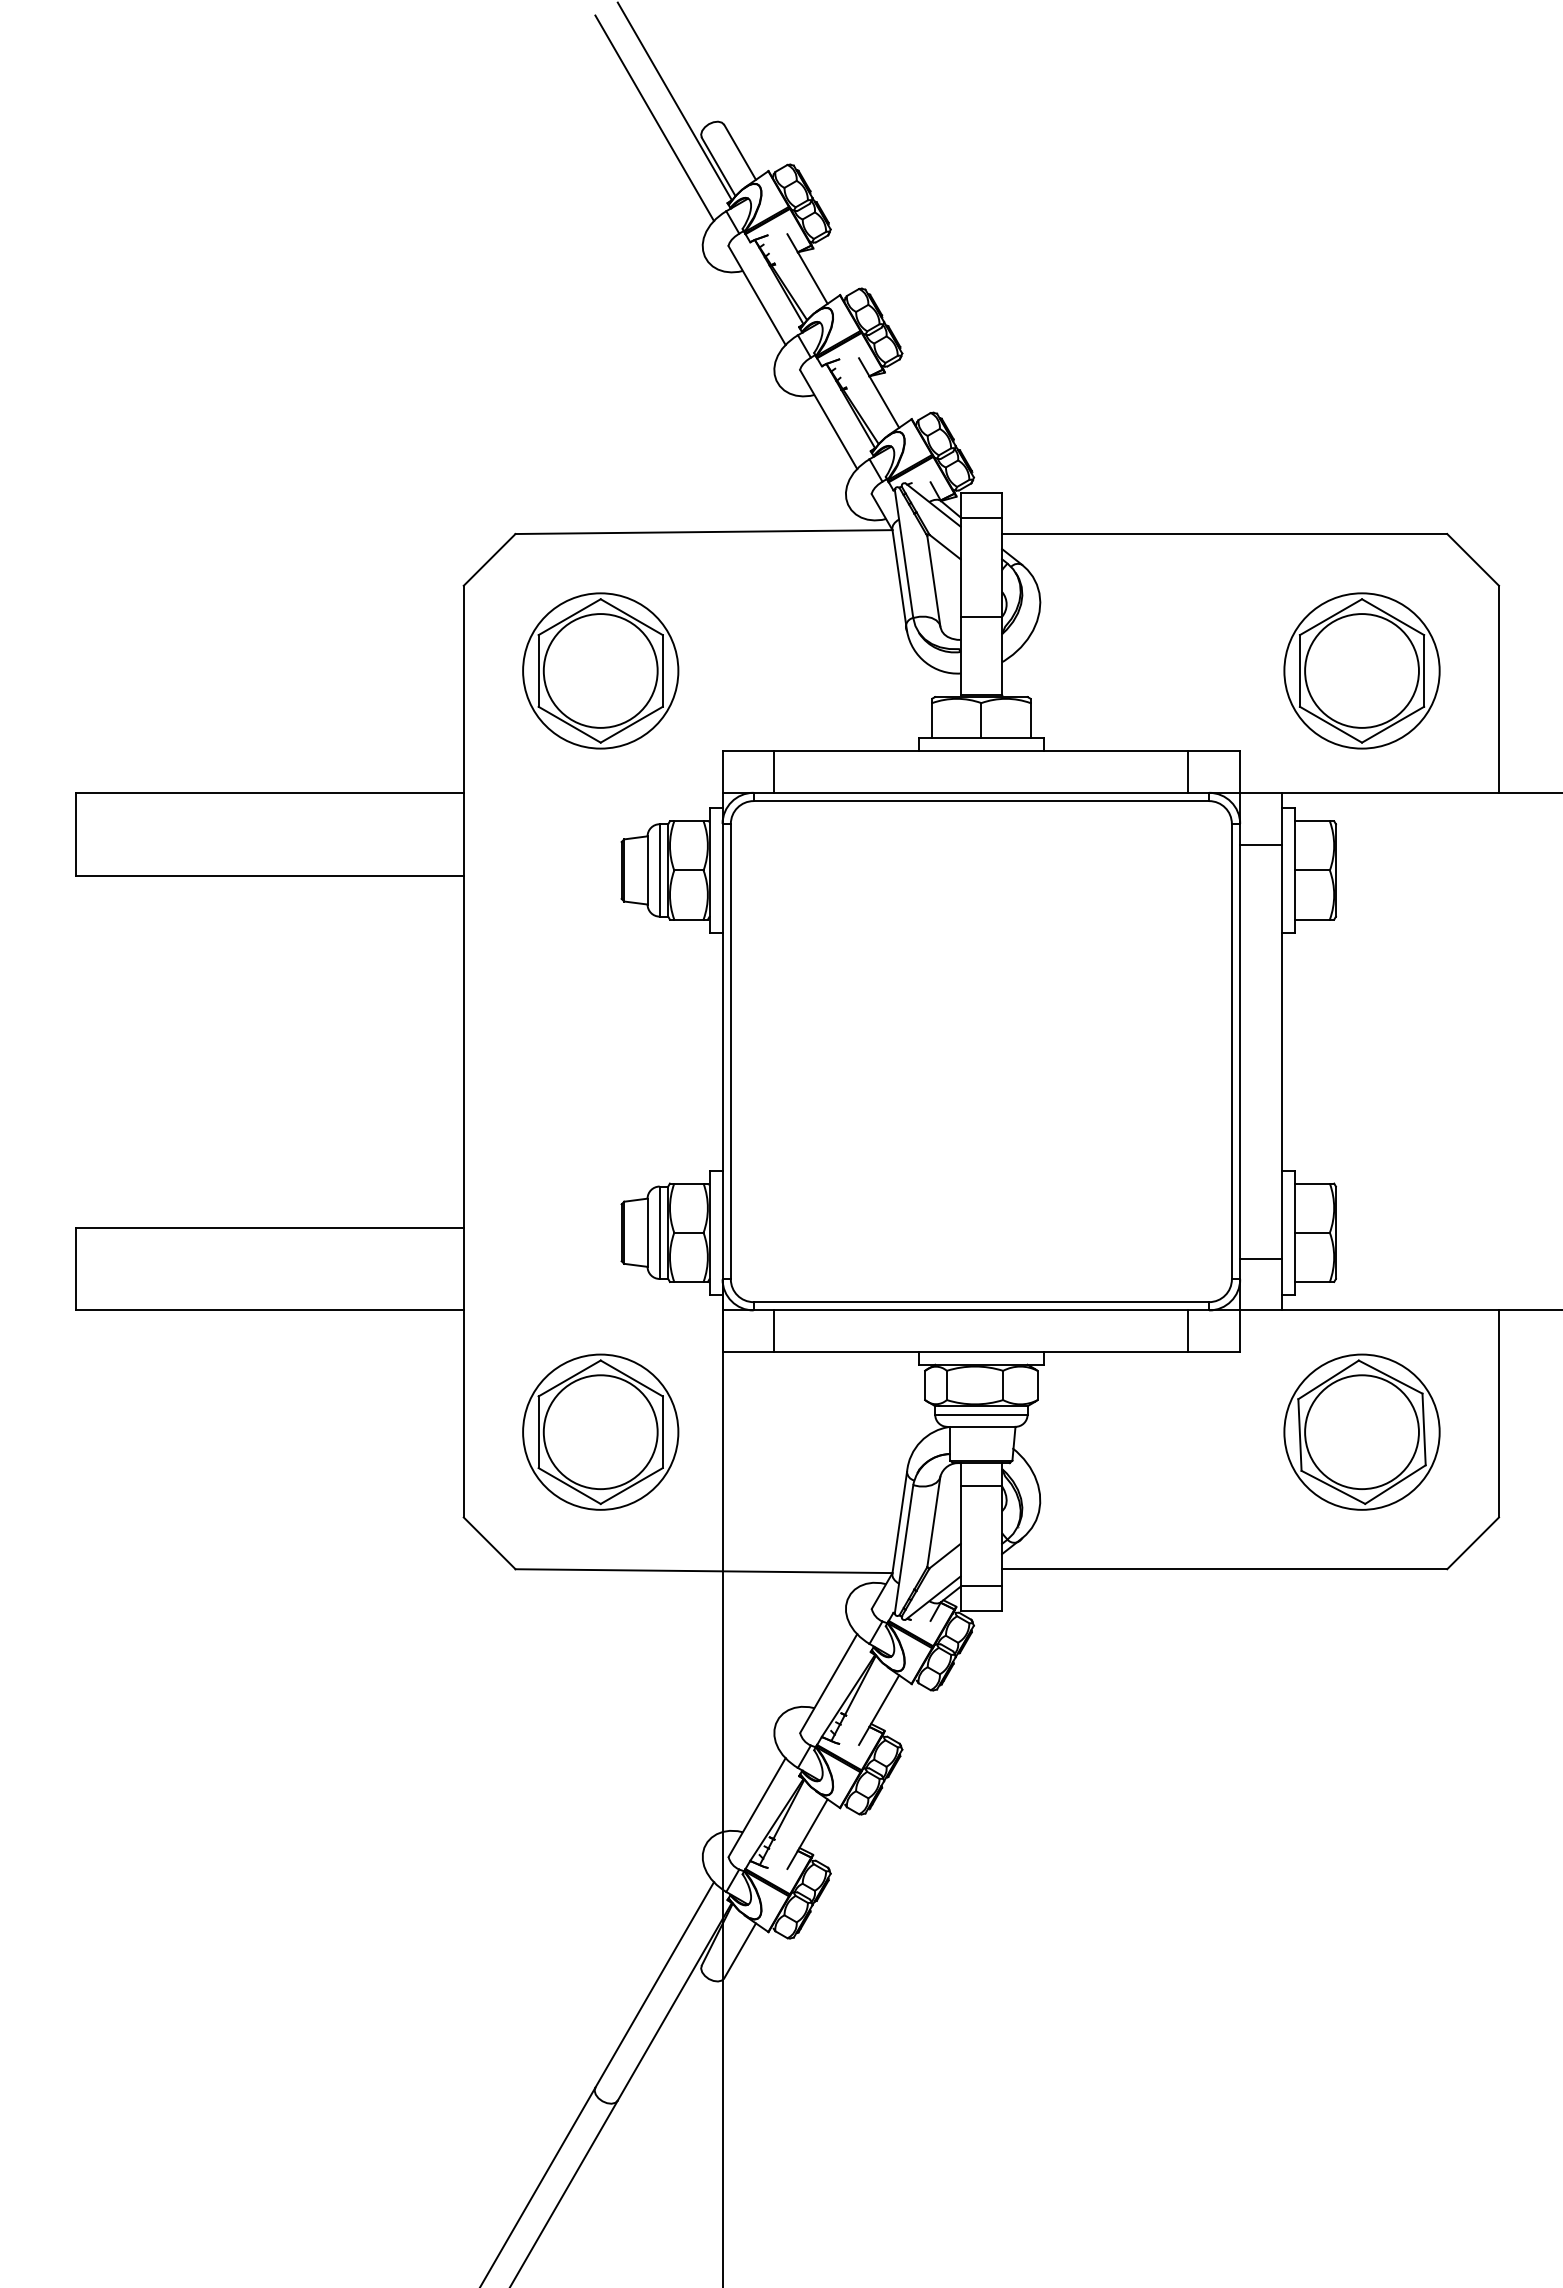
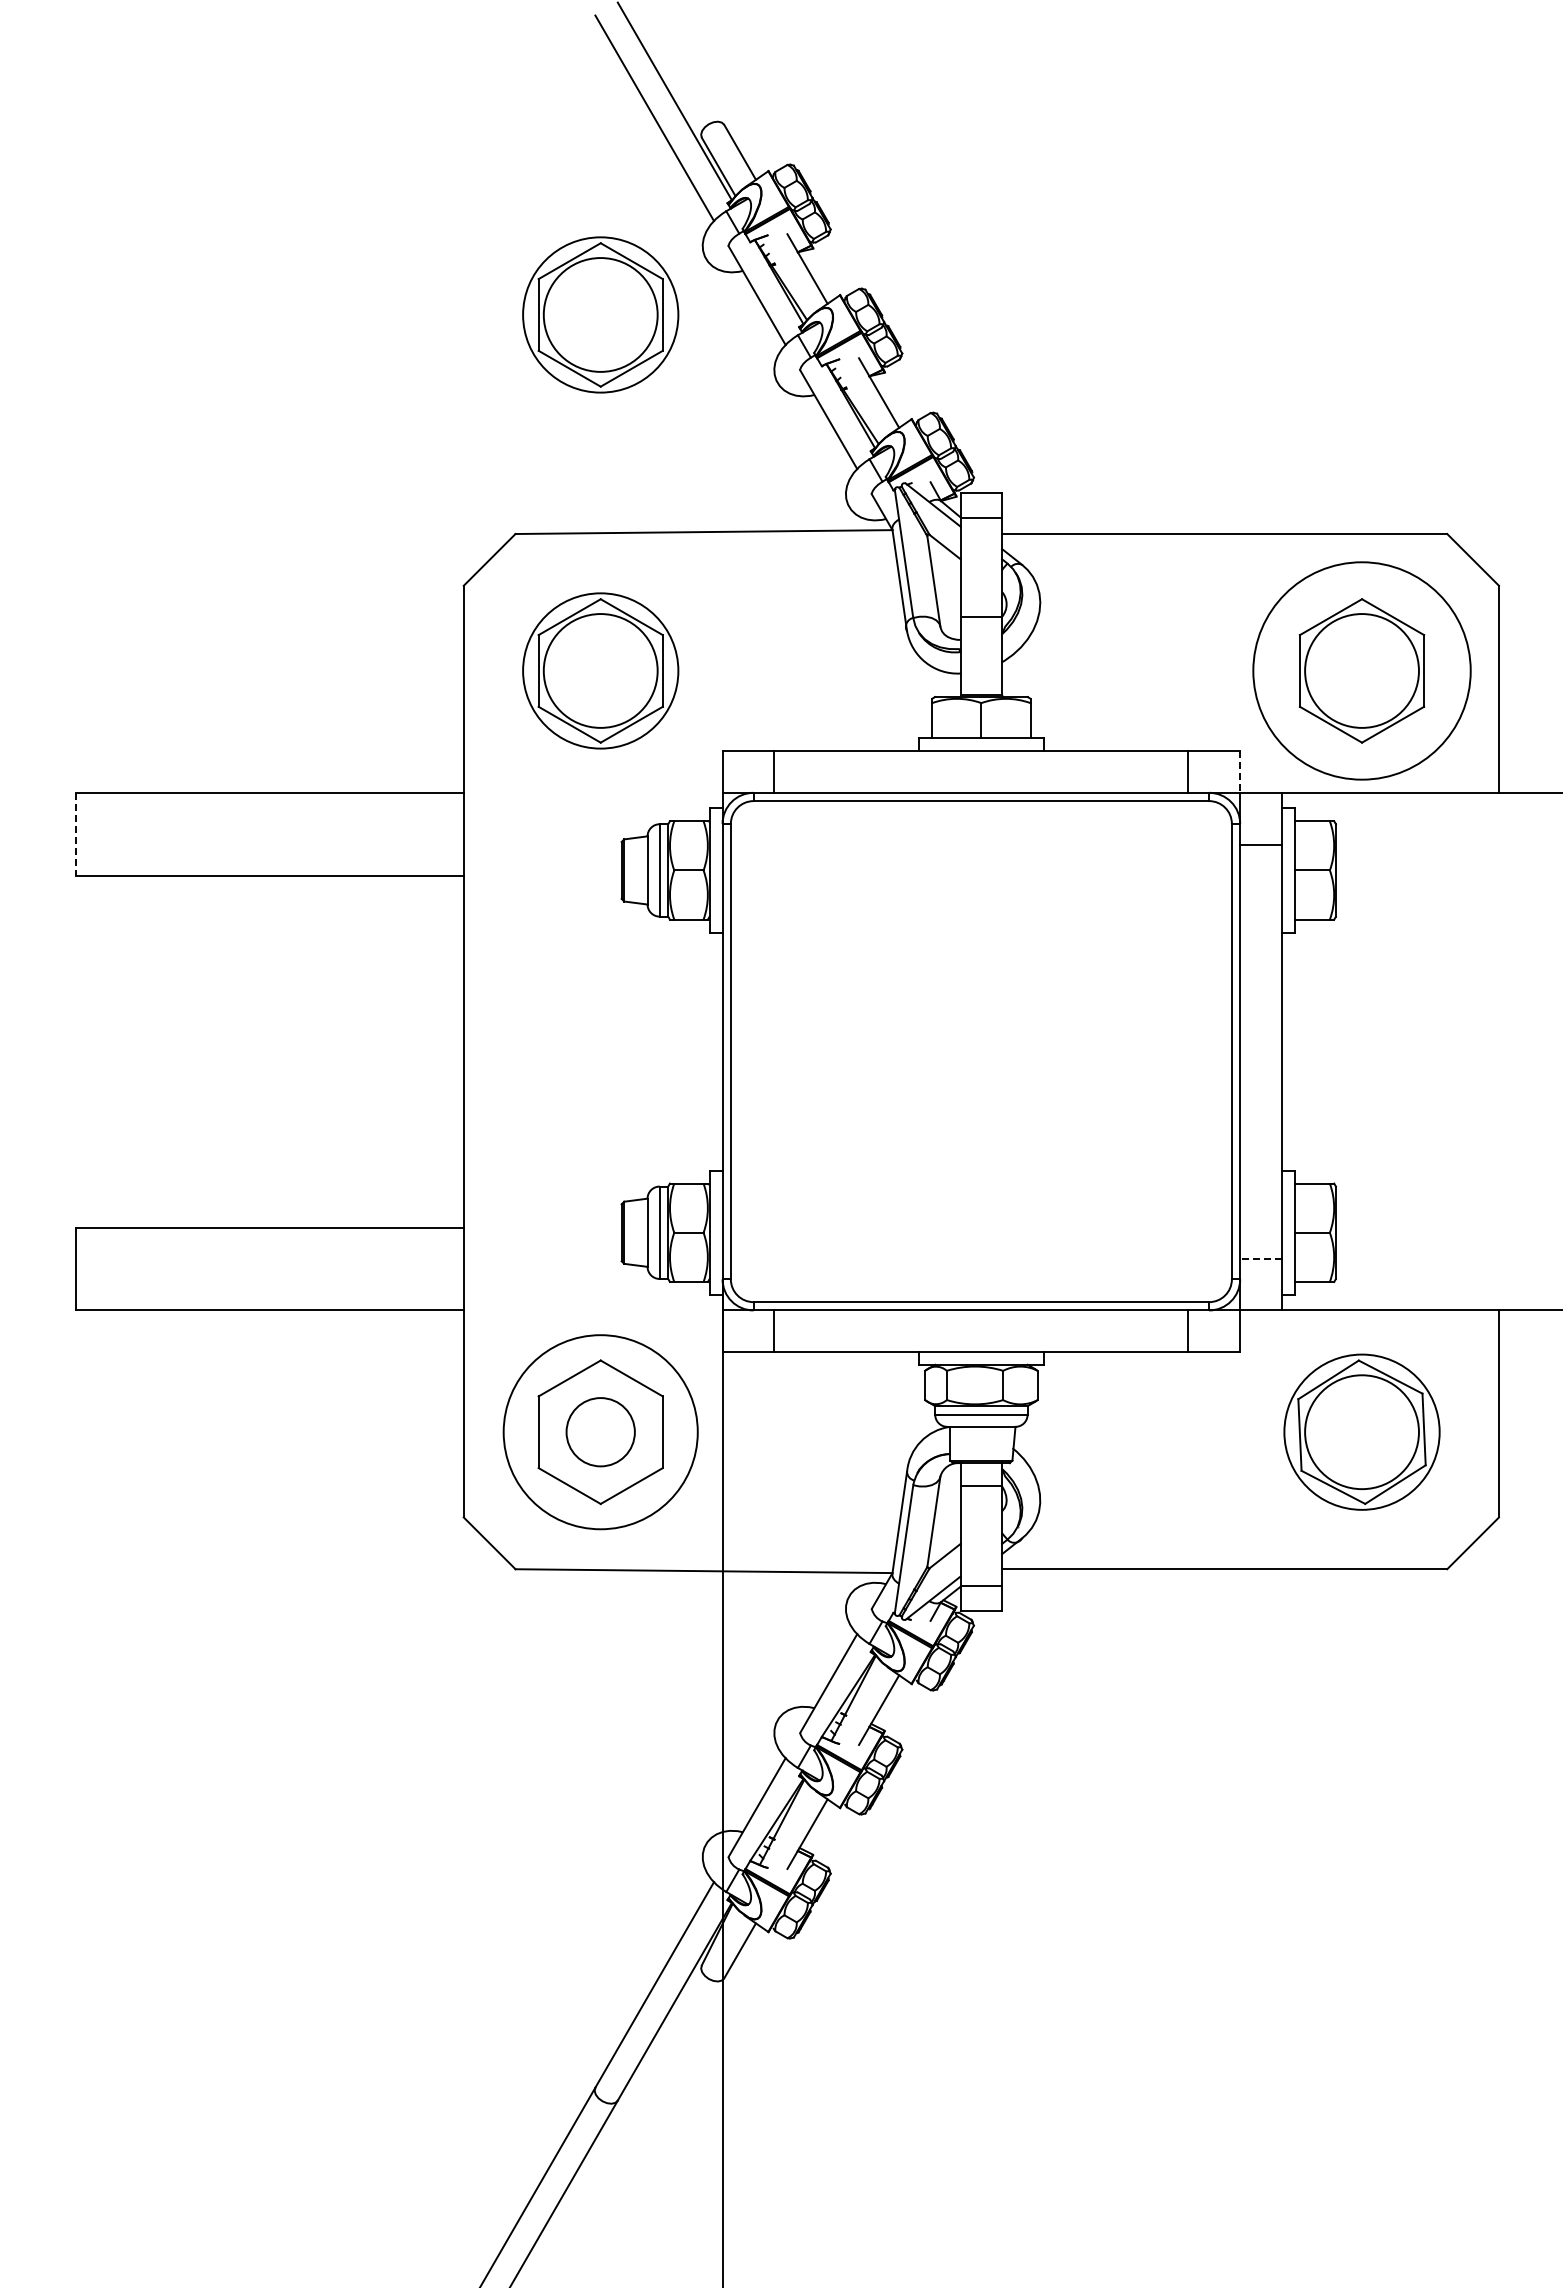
part: none -> present (600, 314)
circle diameter: 155 px -> 217 px (1361, 670)
line: solid -> dashed (1240, 772)
line: solid -> dashed (75, 834)
line: solid -> dashed (1260, 1258)
circle diameter: 155 px -> 194 px (600, 1432)
circle diameter: 114 px -> 68 px (600, 1432)
